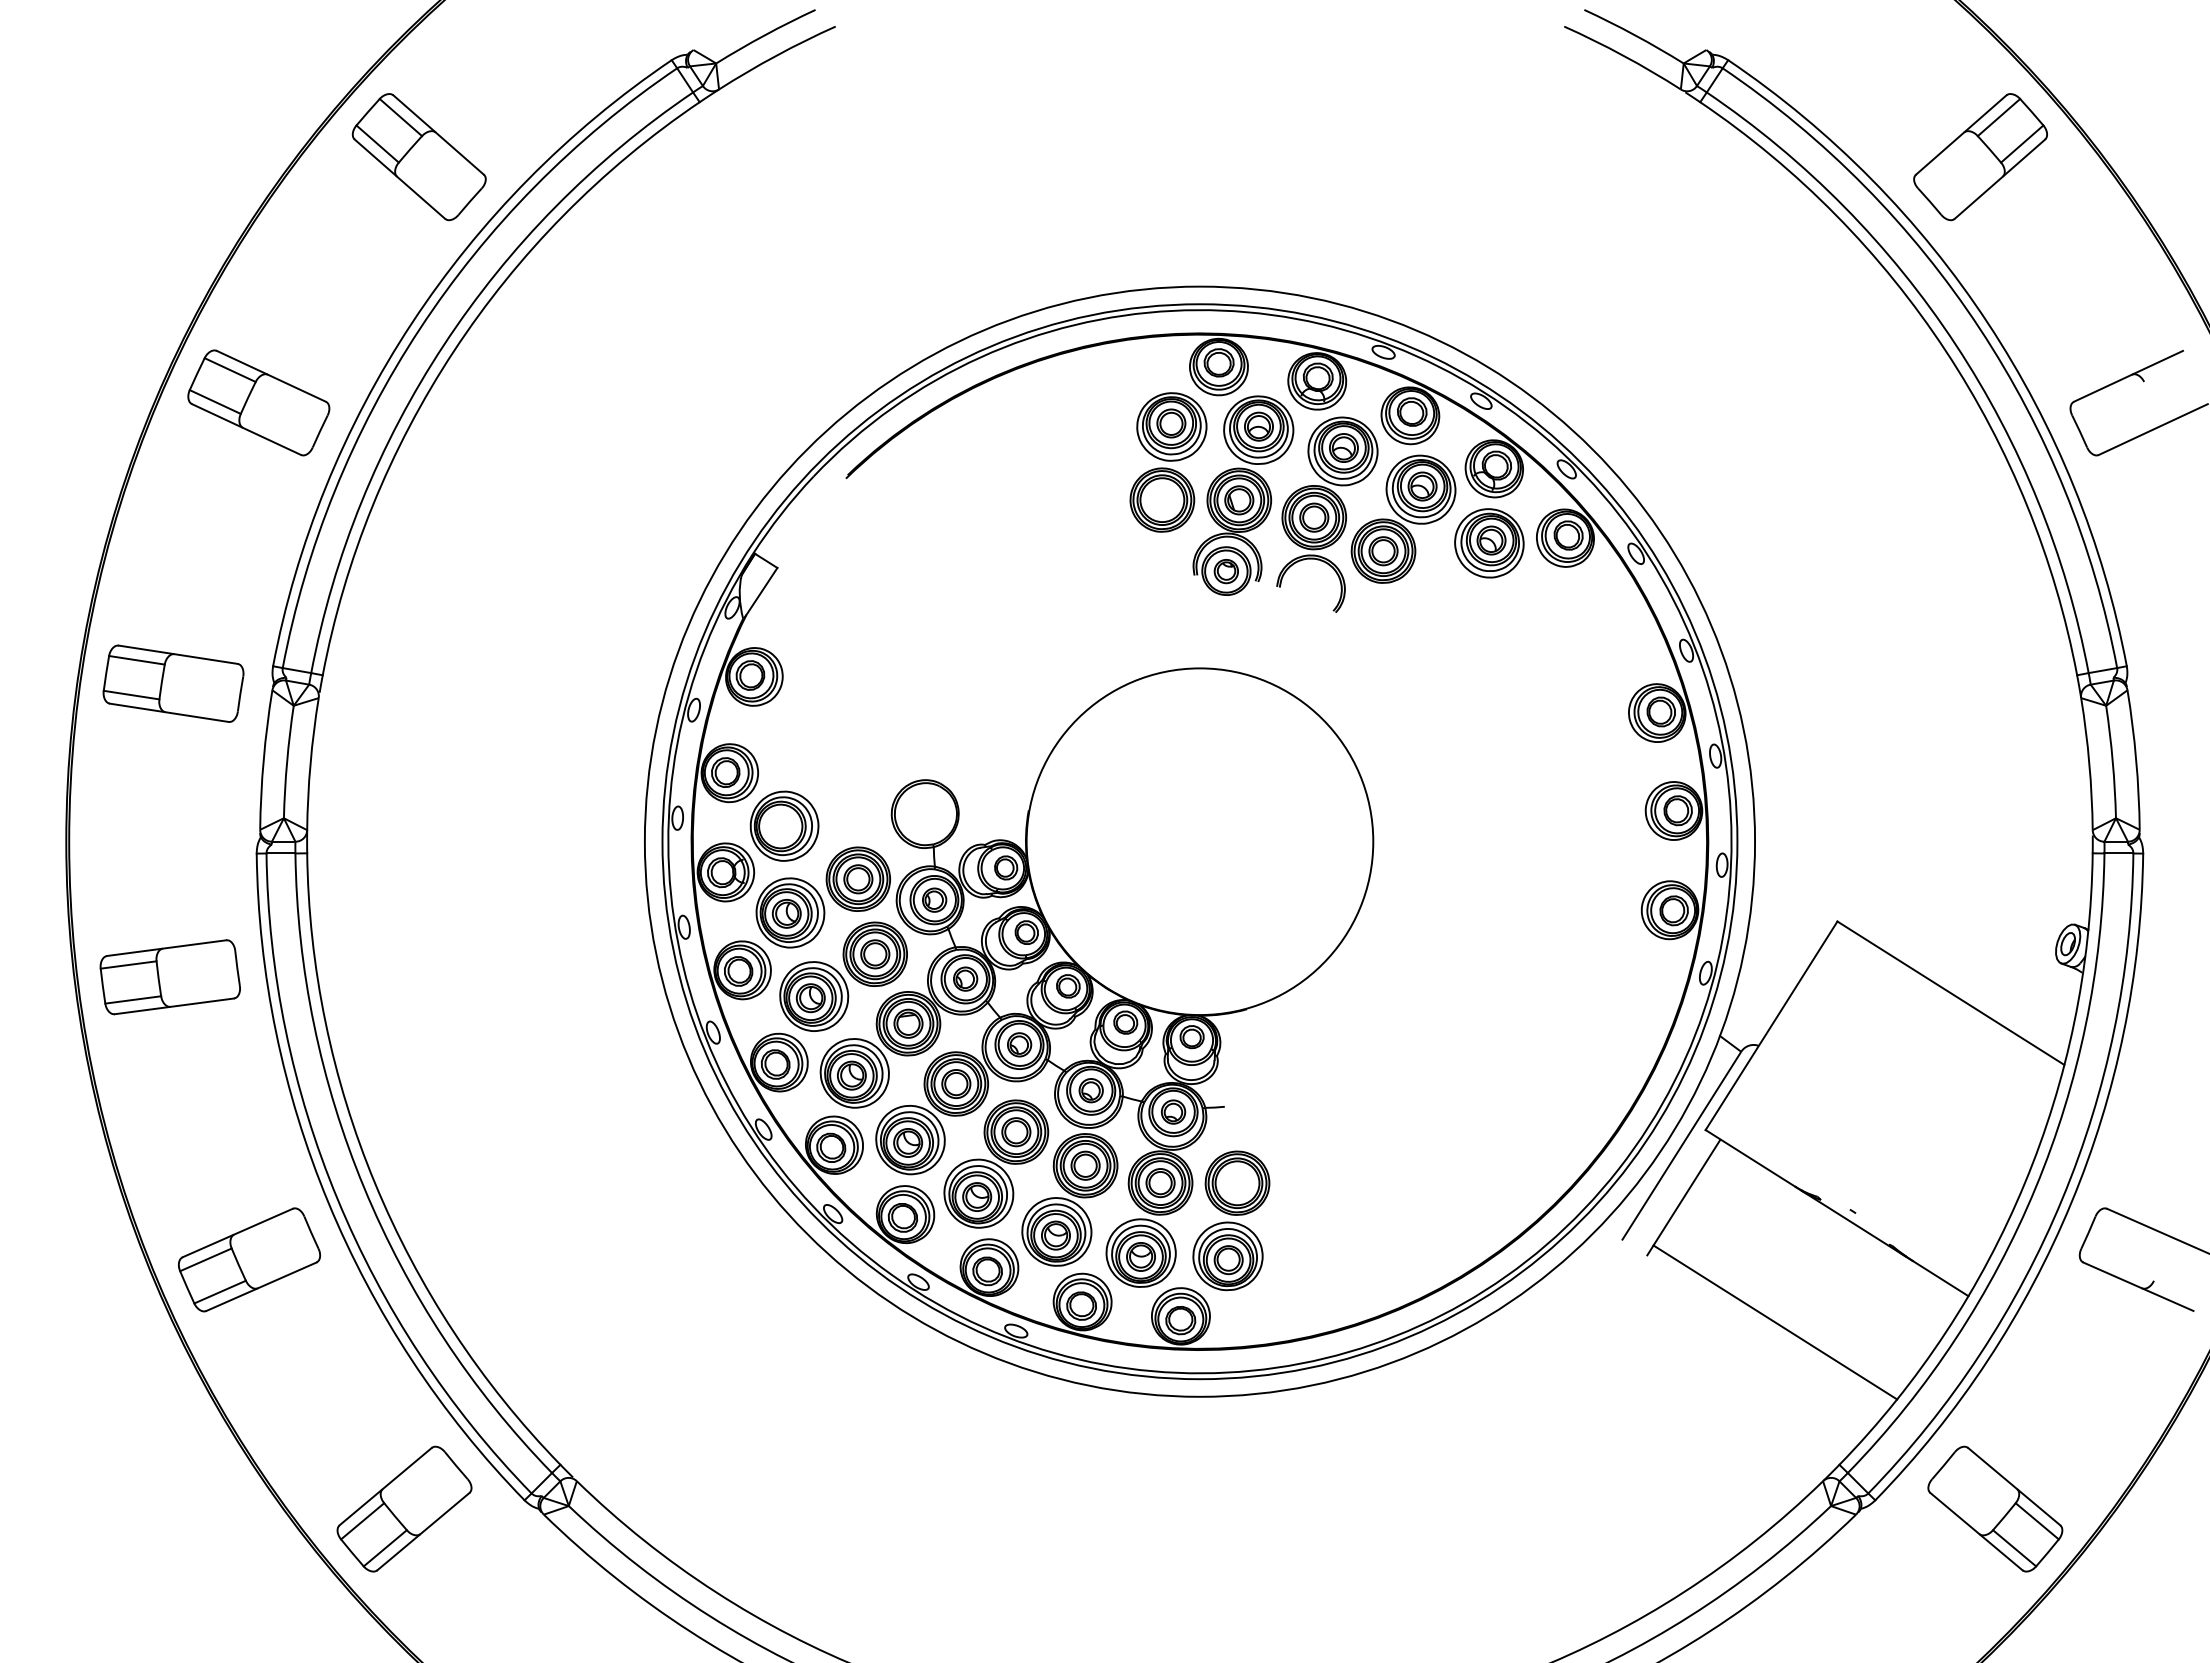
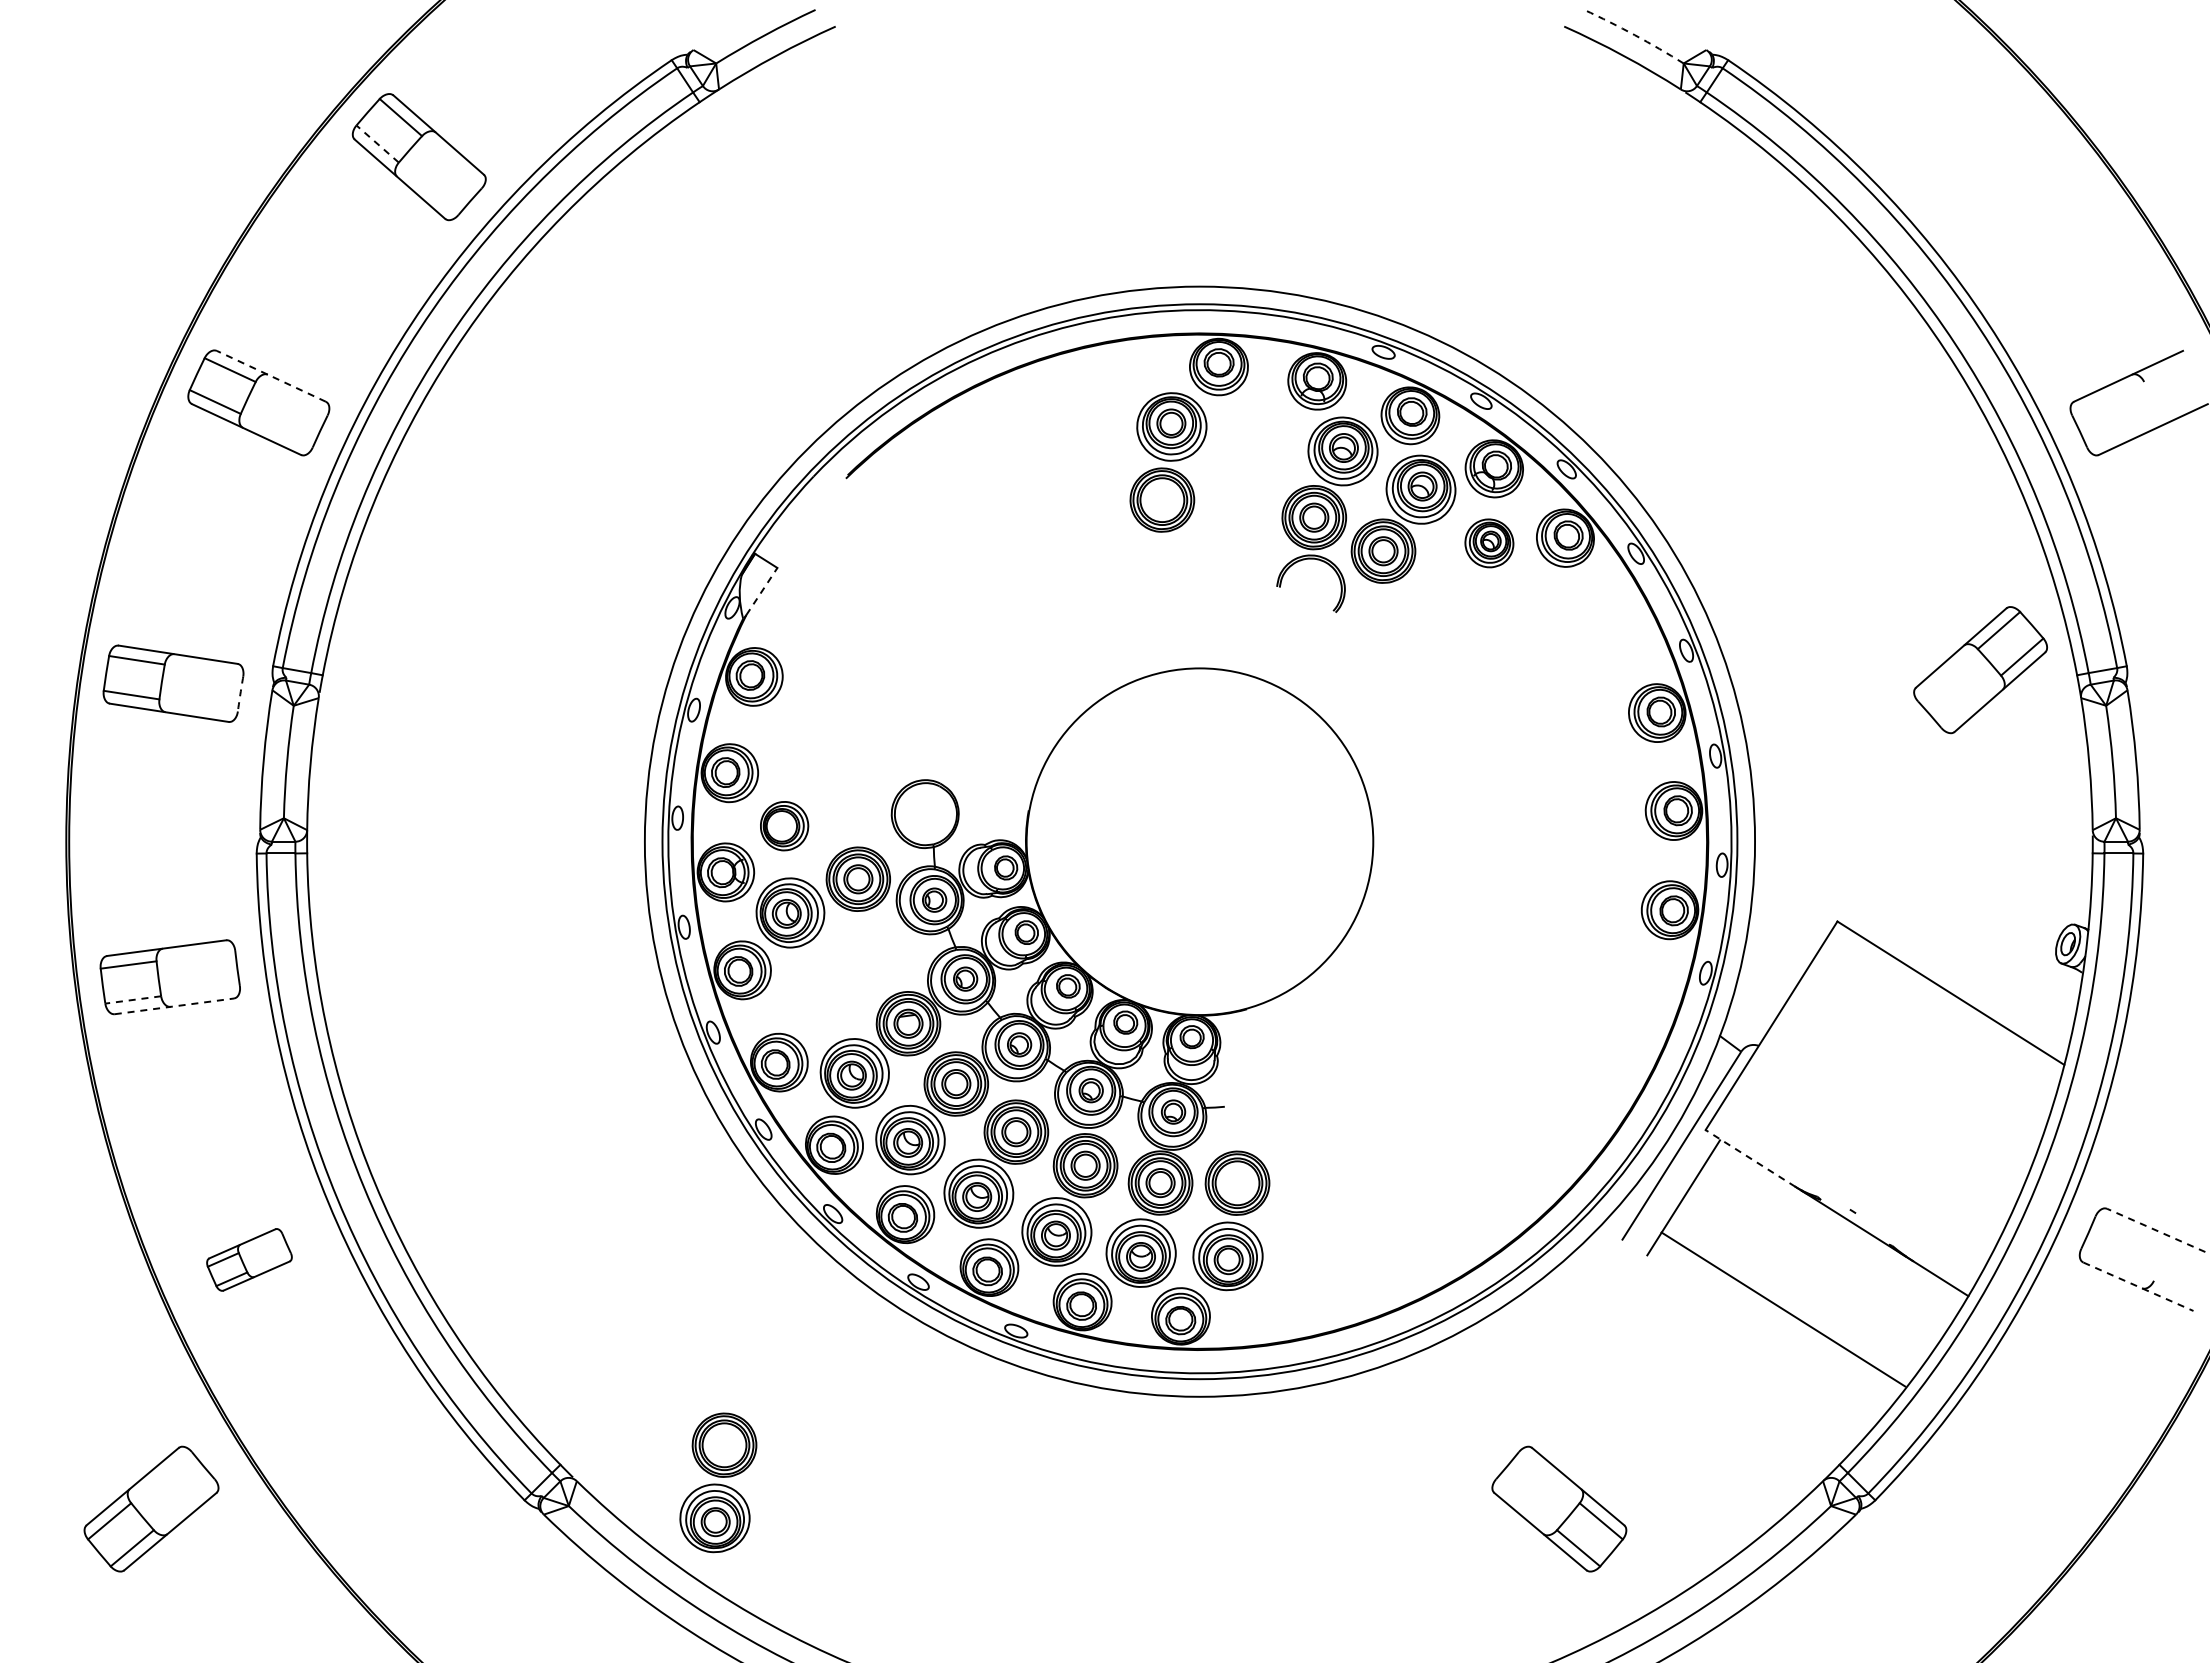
arc: solid -> dashed (1634, 35)
line: solid -> dashed (377, 143)
part position: (1980, 157) -> (1980, 670) (1980, 670)
line: solid -> dashed (270, 376)
part: present -> none (1243, 495)
part size: 71x71 px -> 51x51 px (1489, 543)
line: solid -> dashed (762, 591)
arc: solid -> dashed (240, 694)
part size: 71x72 px -> 50x51 px (784, 826)
part: present -> none (843, 976)
line: solid -> dashed (132, 1000)
line: solid -> dashed (174, 1006)
line: solid -> dashed (1750, 1158)
line: solid -> dashed (2158, 1231)
part size: 143x106 px -> 87x64 px (249, 1259)
line: solid -> dashed (2138, 1286)
line position: (1775, 1322) -> (1783, 1309) (1783, 1309)
part: none -> present (718, 1482)
part position: (404, 1508) -> (151, 1508) (151, 1508)
part position: (1995, 1508) -> (1559, 1508) (1559, 1508)
